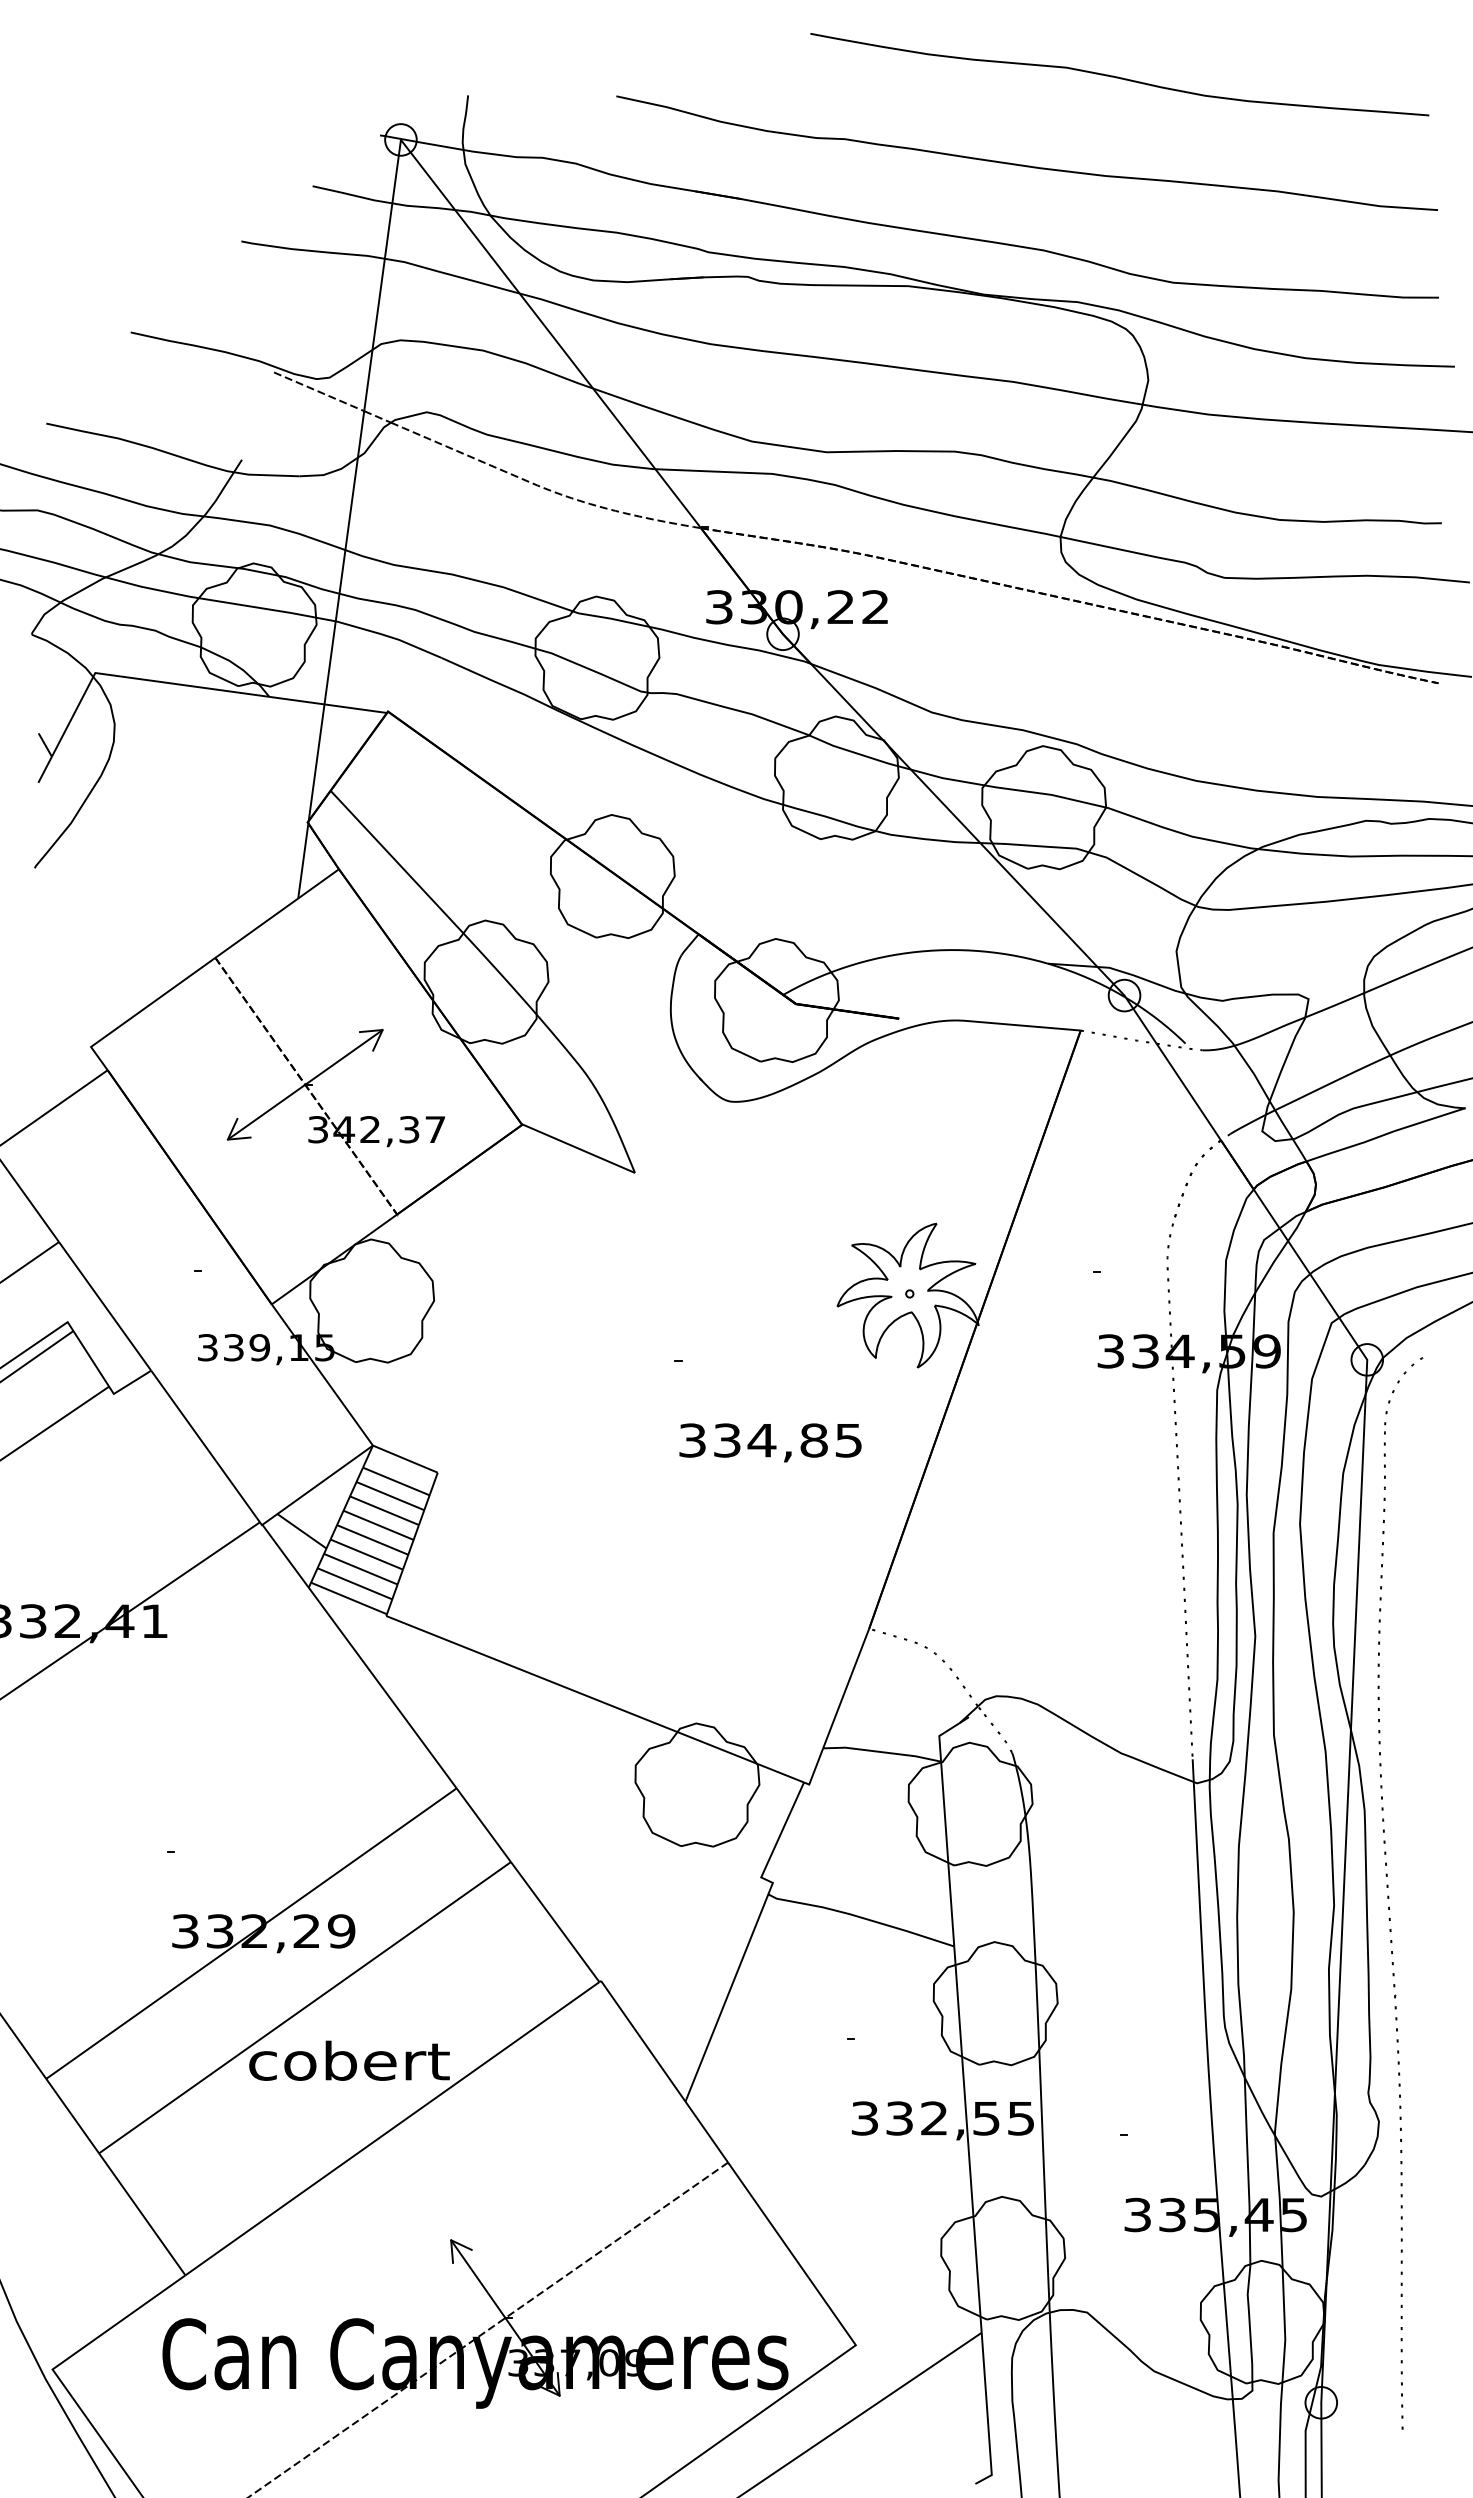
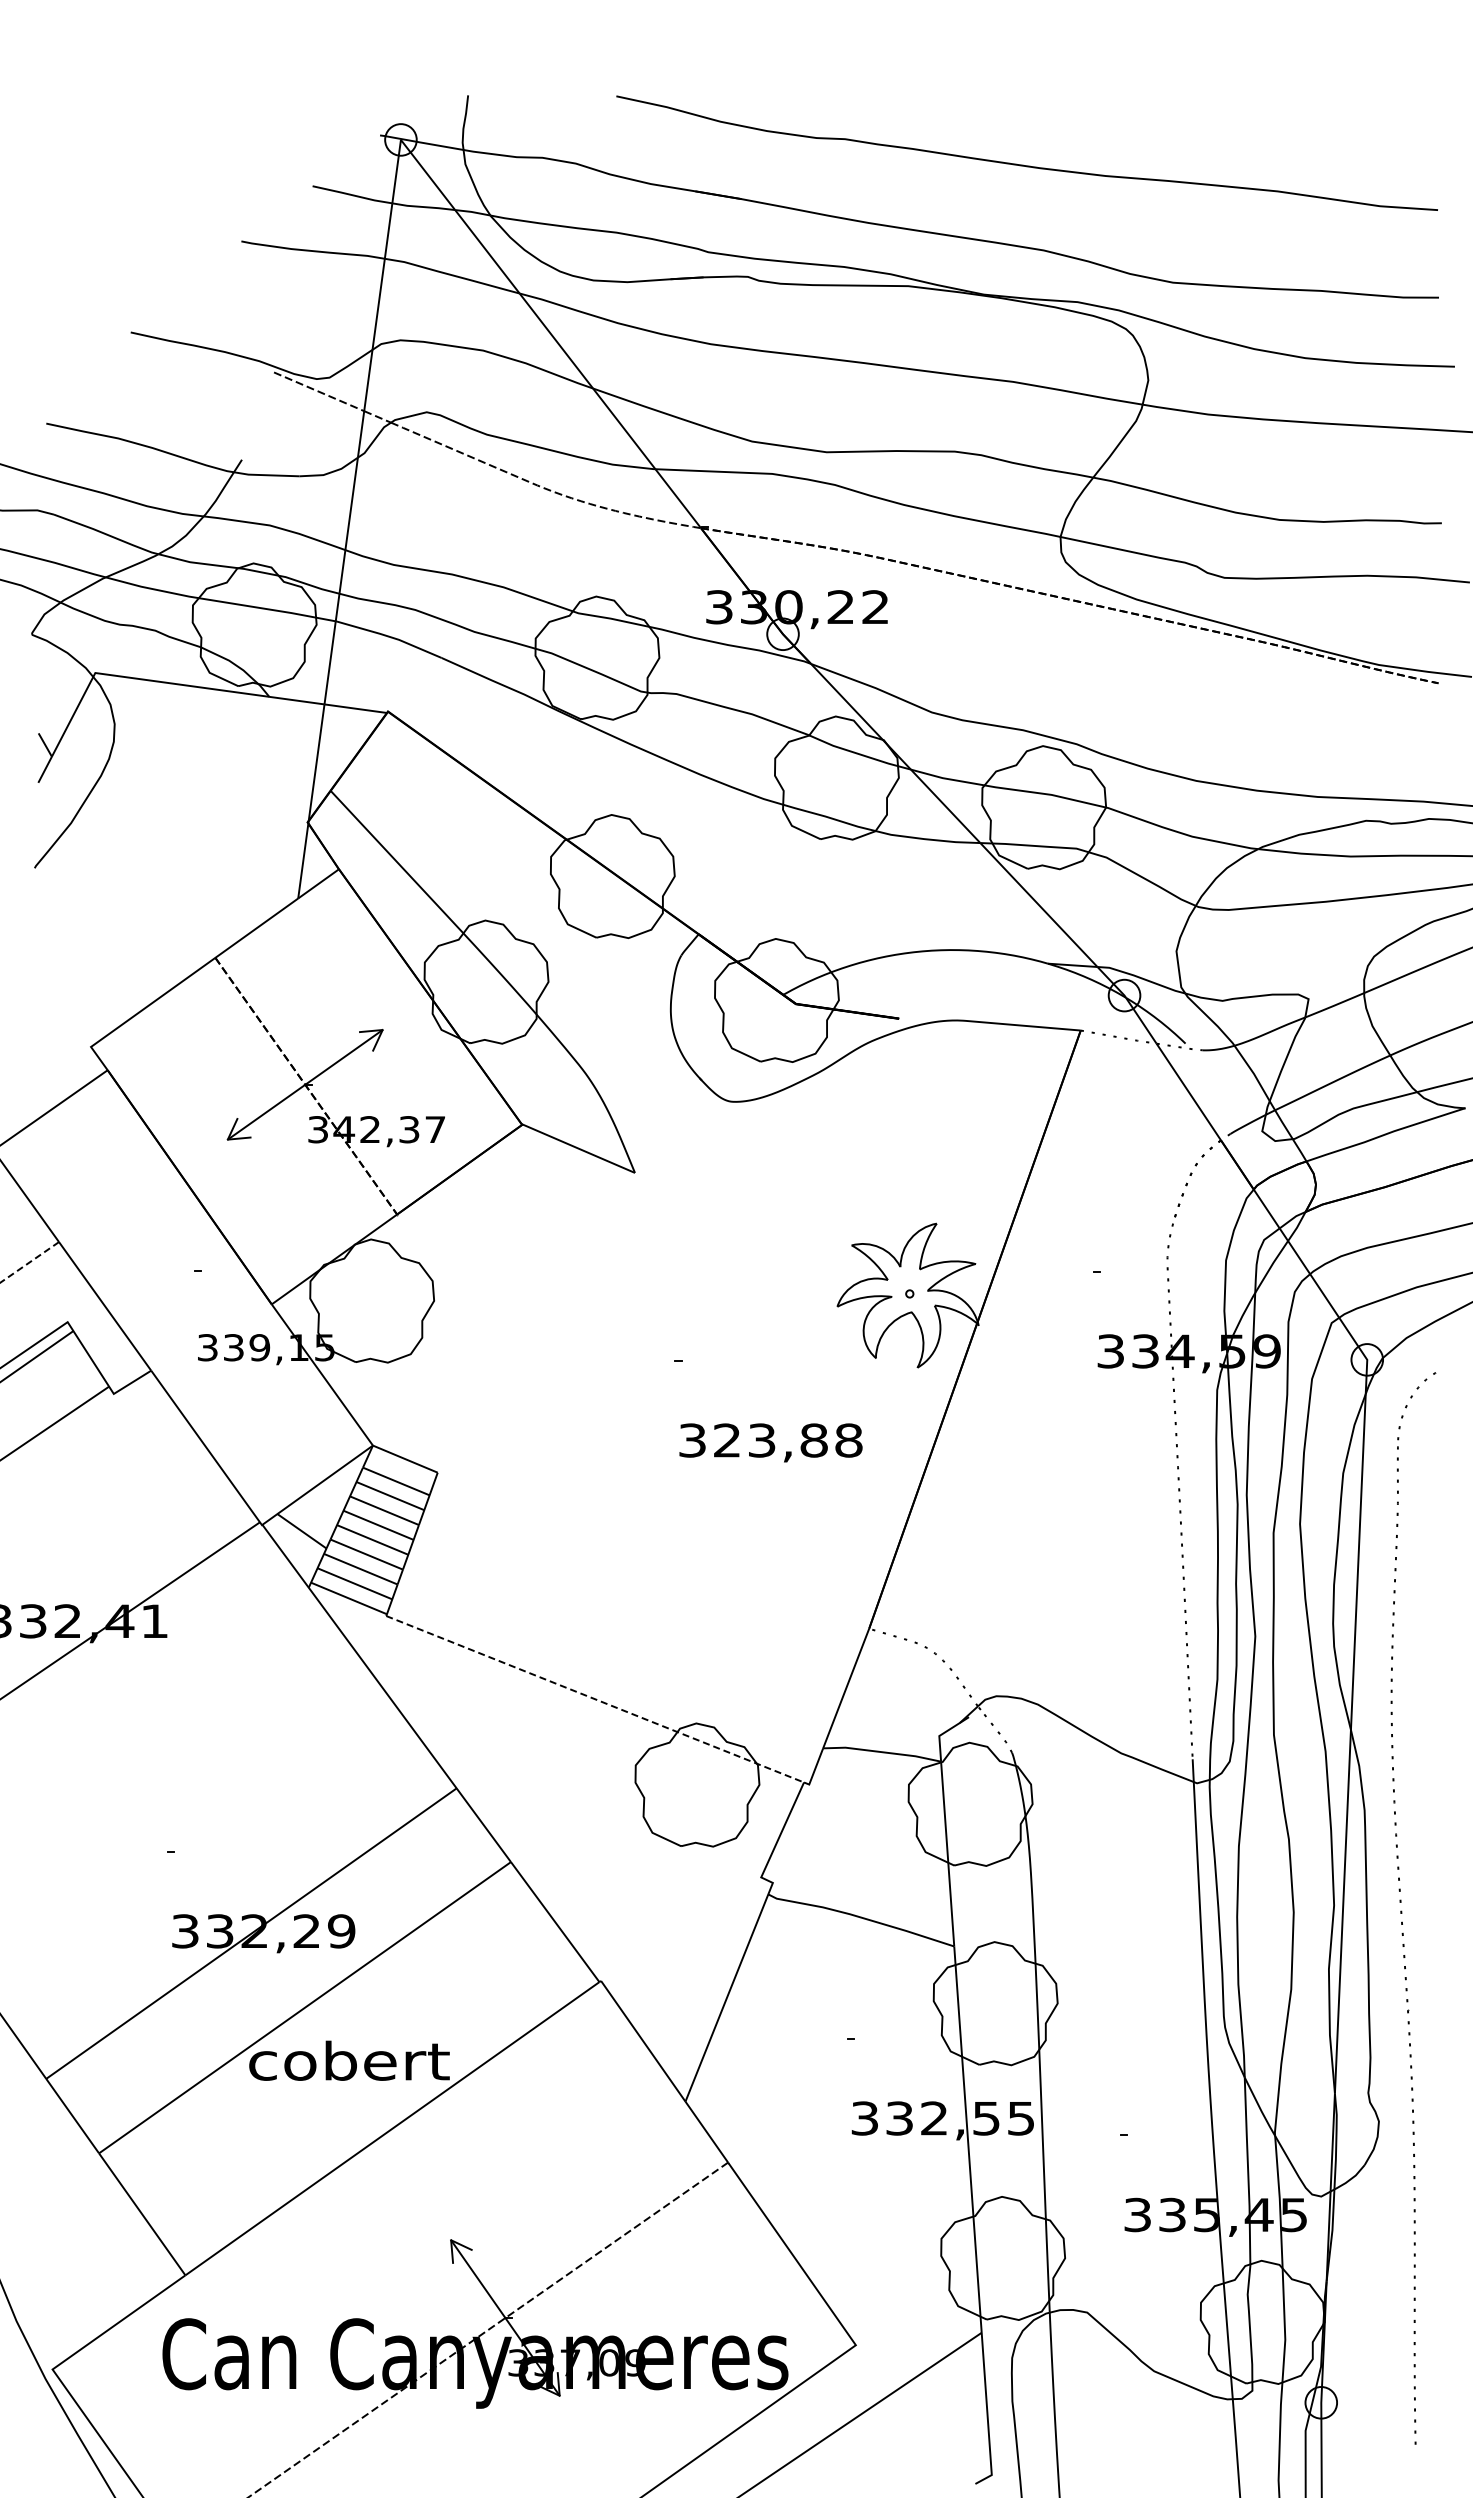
curve: present -> none (1118, 76)
line: solid -> dashed (29, 1262)
text: 334,85 -> 323,88 (788, 1440)
line: solid -> dashed (595, 1699)
part position: (1389, 1896) -> (1402, 1911) (1402, 1911)
